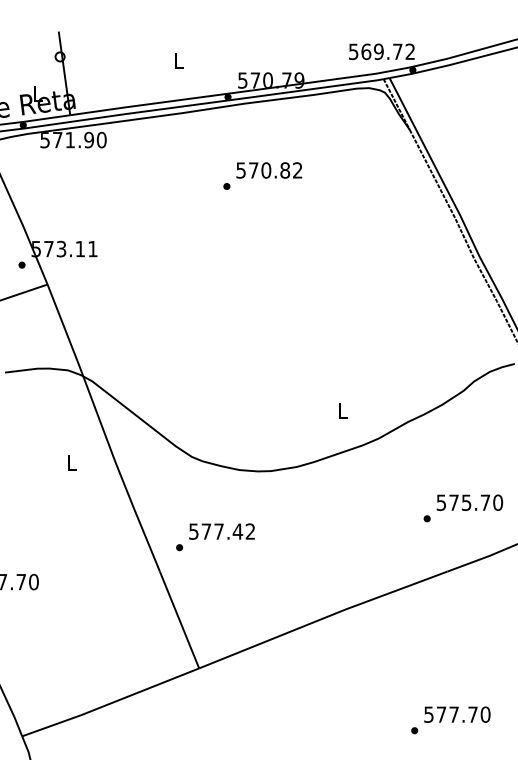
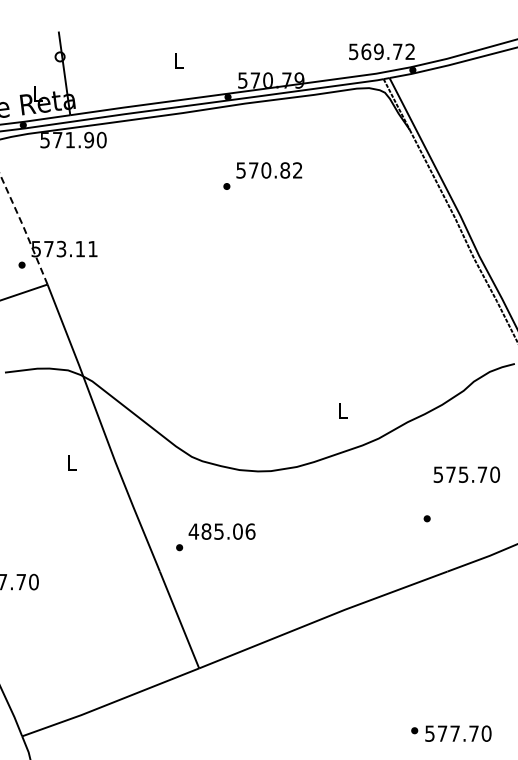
line: solid -> dashed (24, 228)
text position: (469, 502) -> (466, 474) (466, 474)
text: 577.42 -> 485.06 (221, 531)
text position: (457, 714) -> (458, 733) (458, 733)
